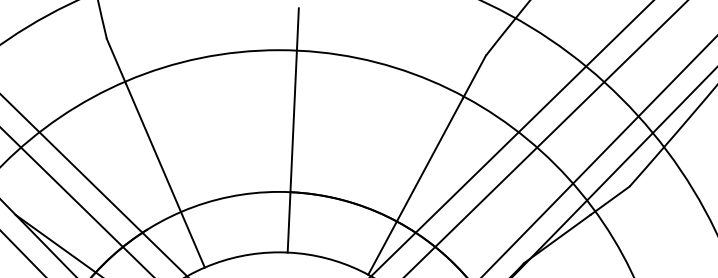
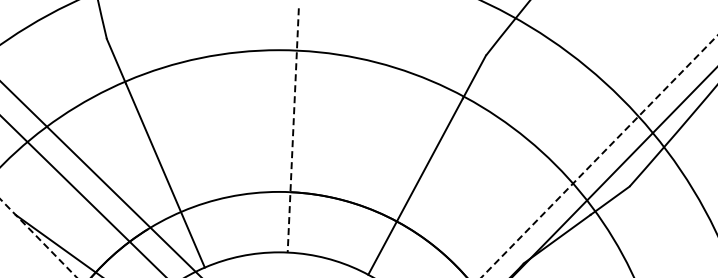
line: solid -> dashed (293, 130)
line: present -> none (512, 138)
line: present -> none (546, 138)
line: solid -> dashed (599, 156)
line position: (93, 184) -> (100, 178) (100, 178)
line position: (76, 201) -> (82, 195) (82, 195)
line: solid -> dashed (38, 238)
line: present -> none (22, 253)
